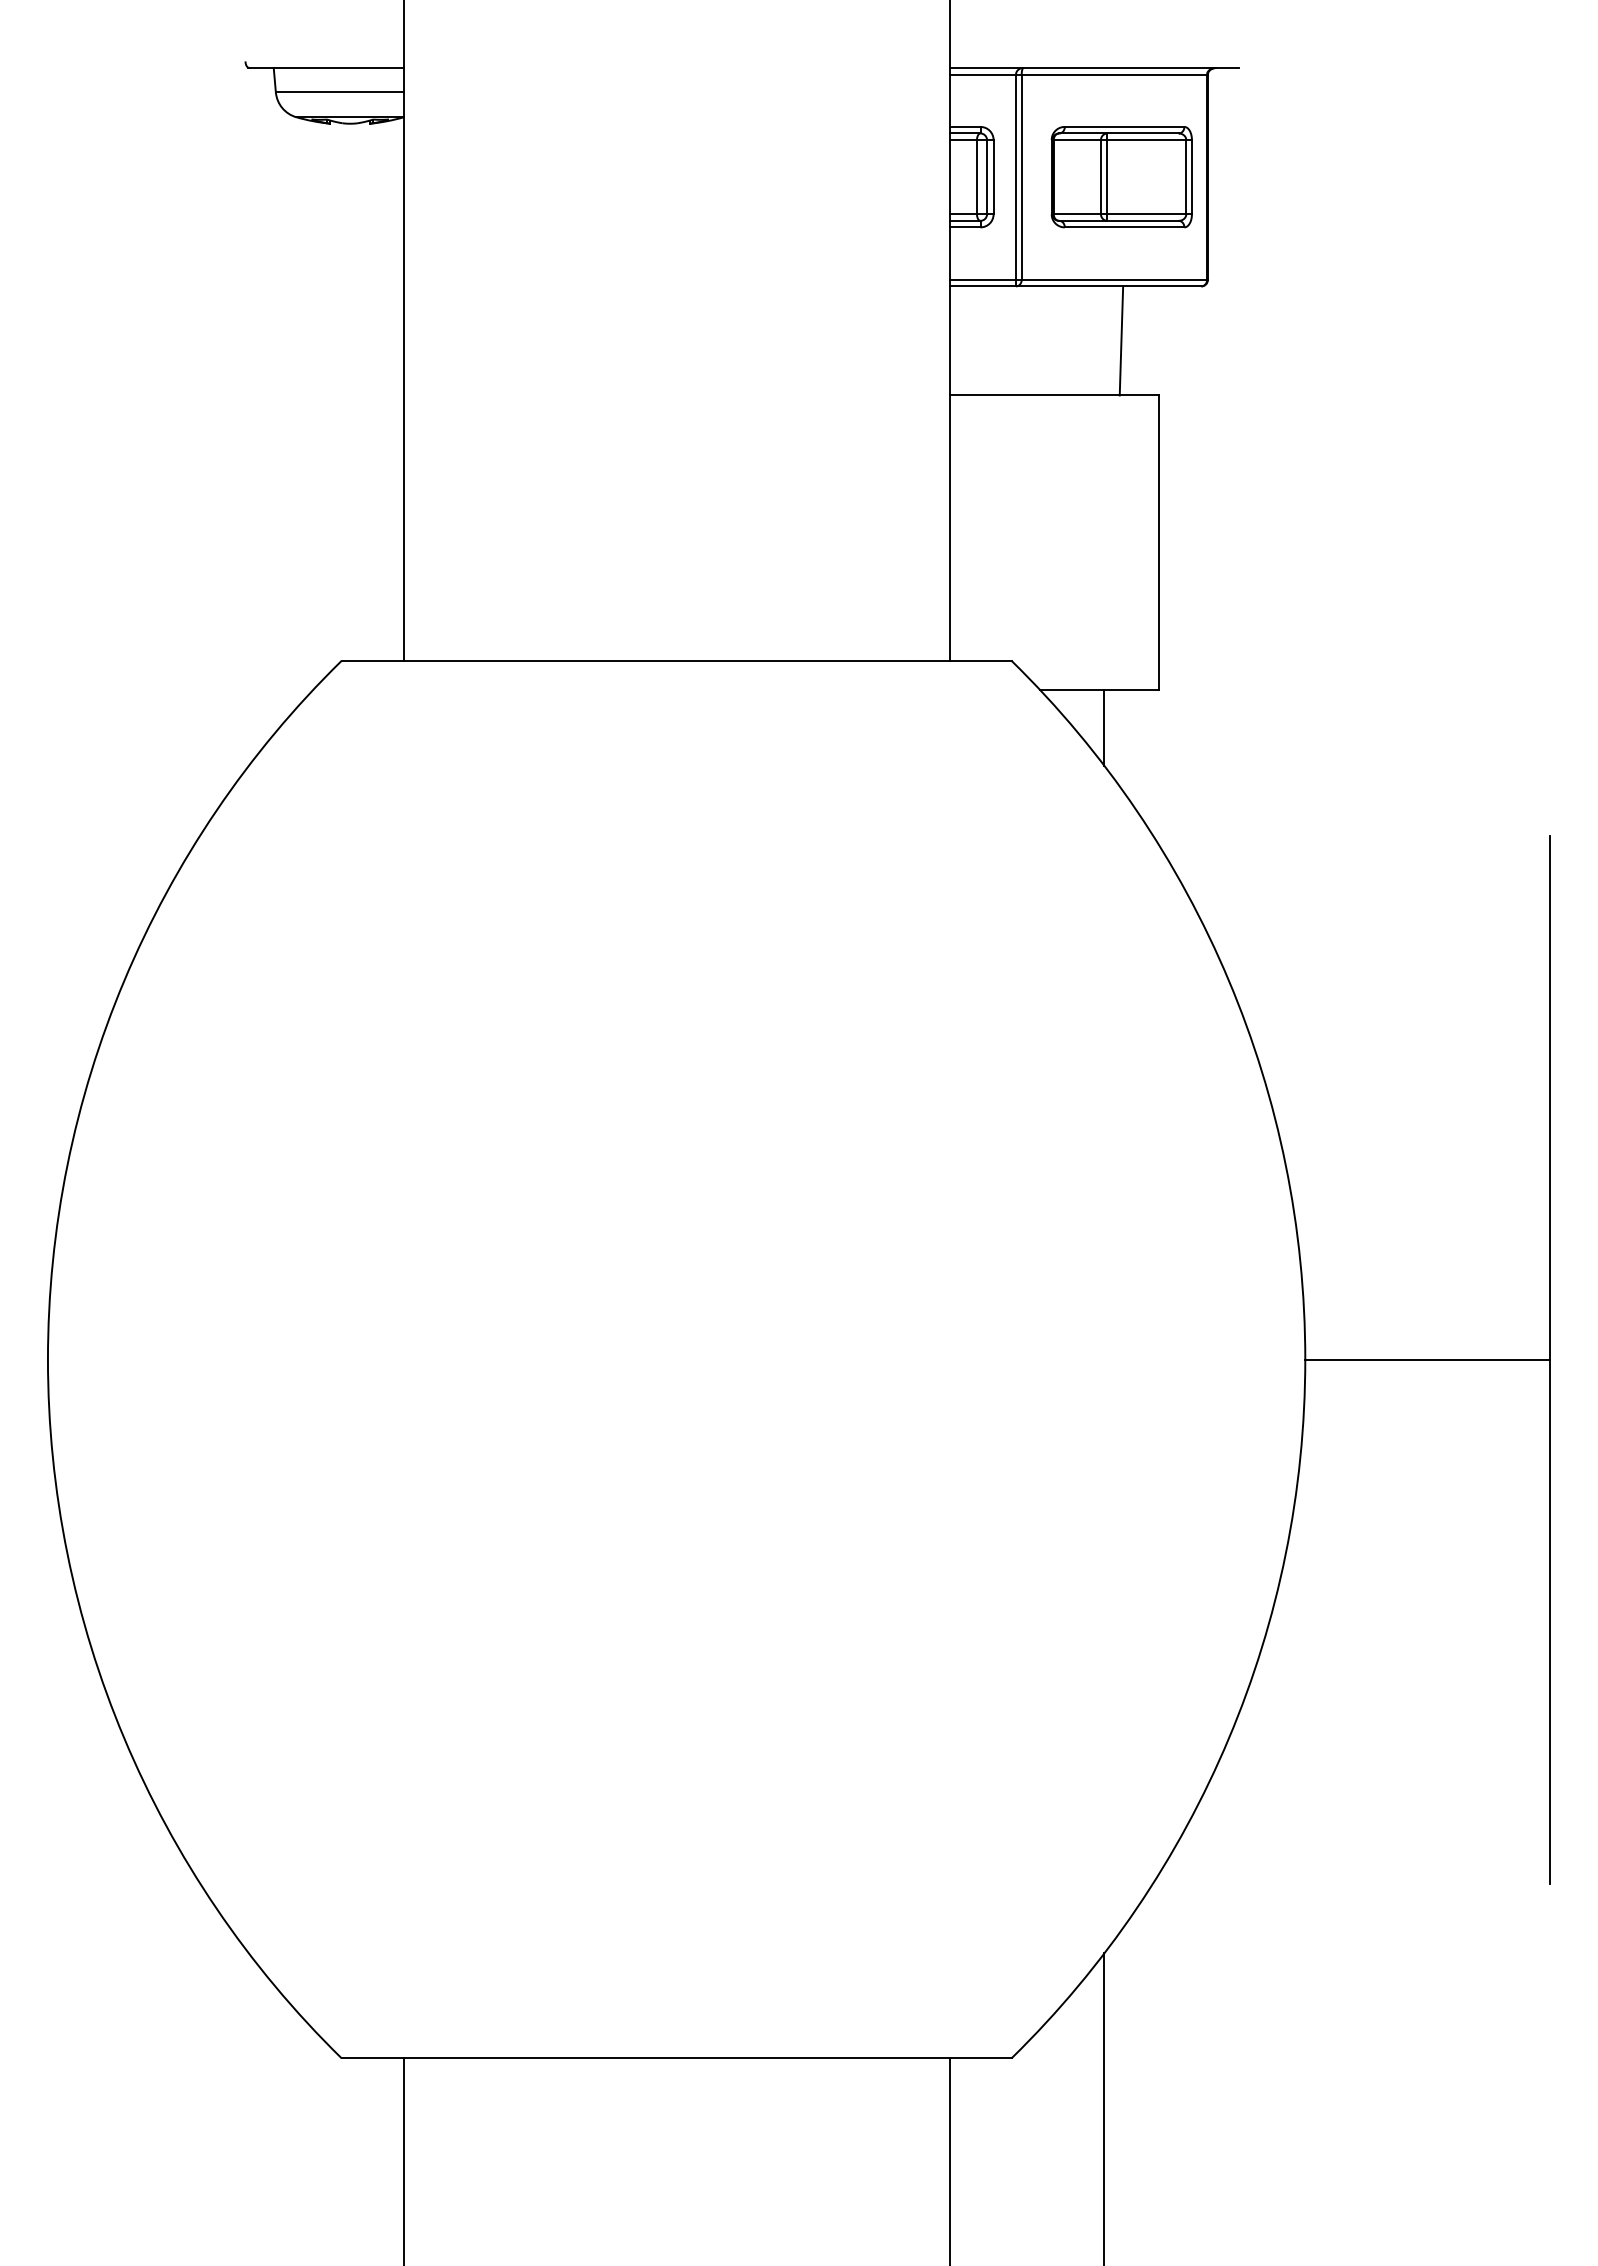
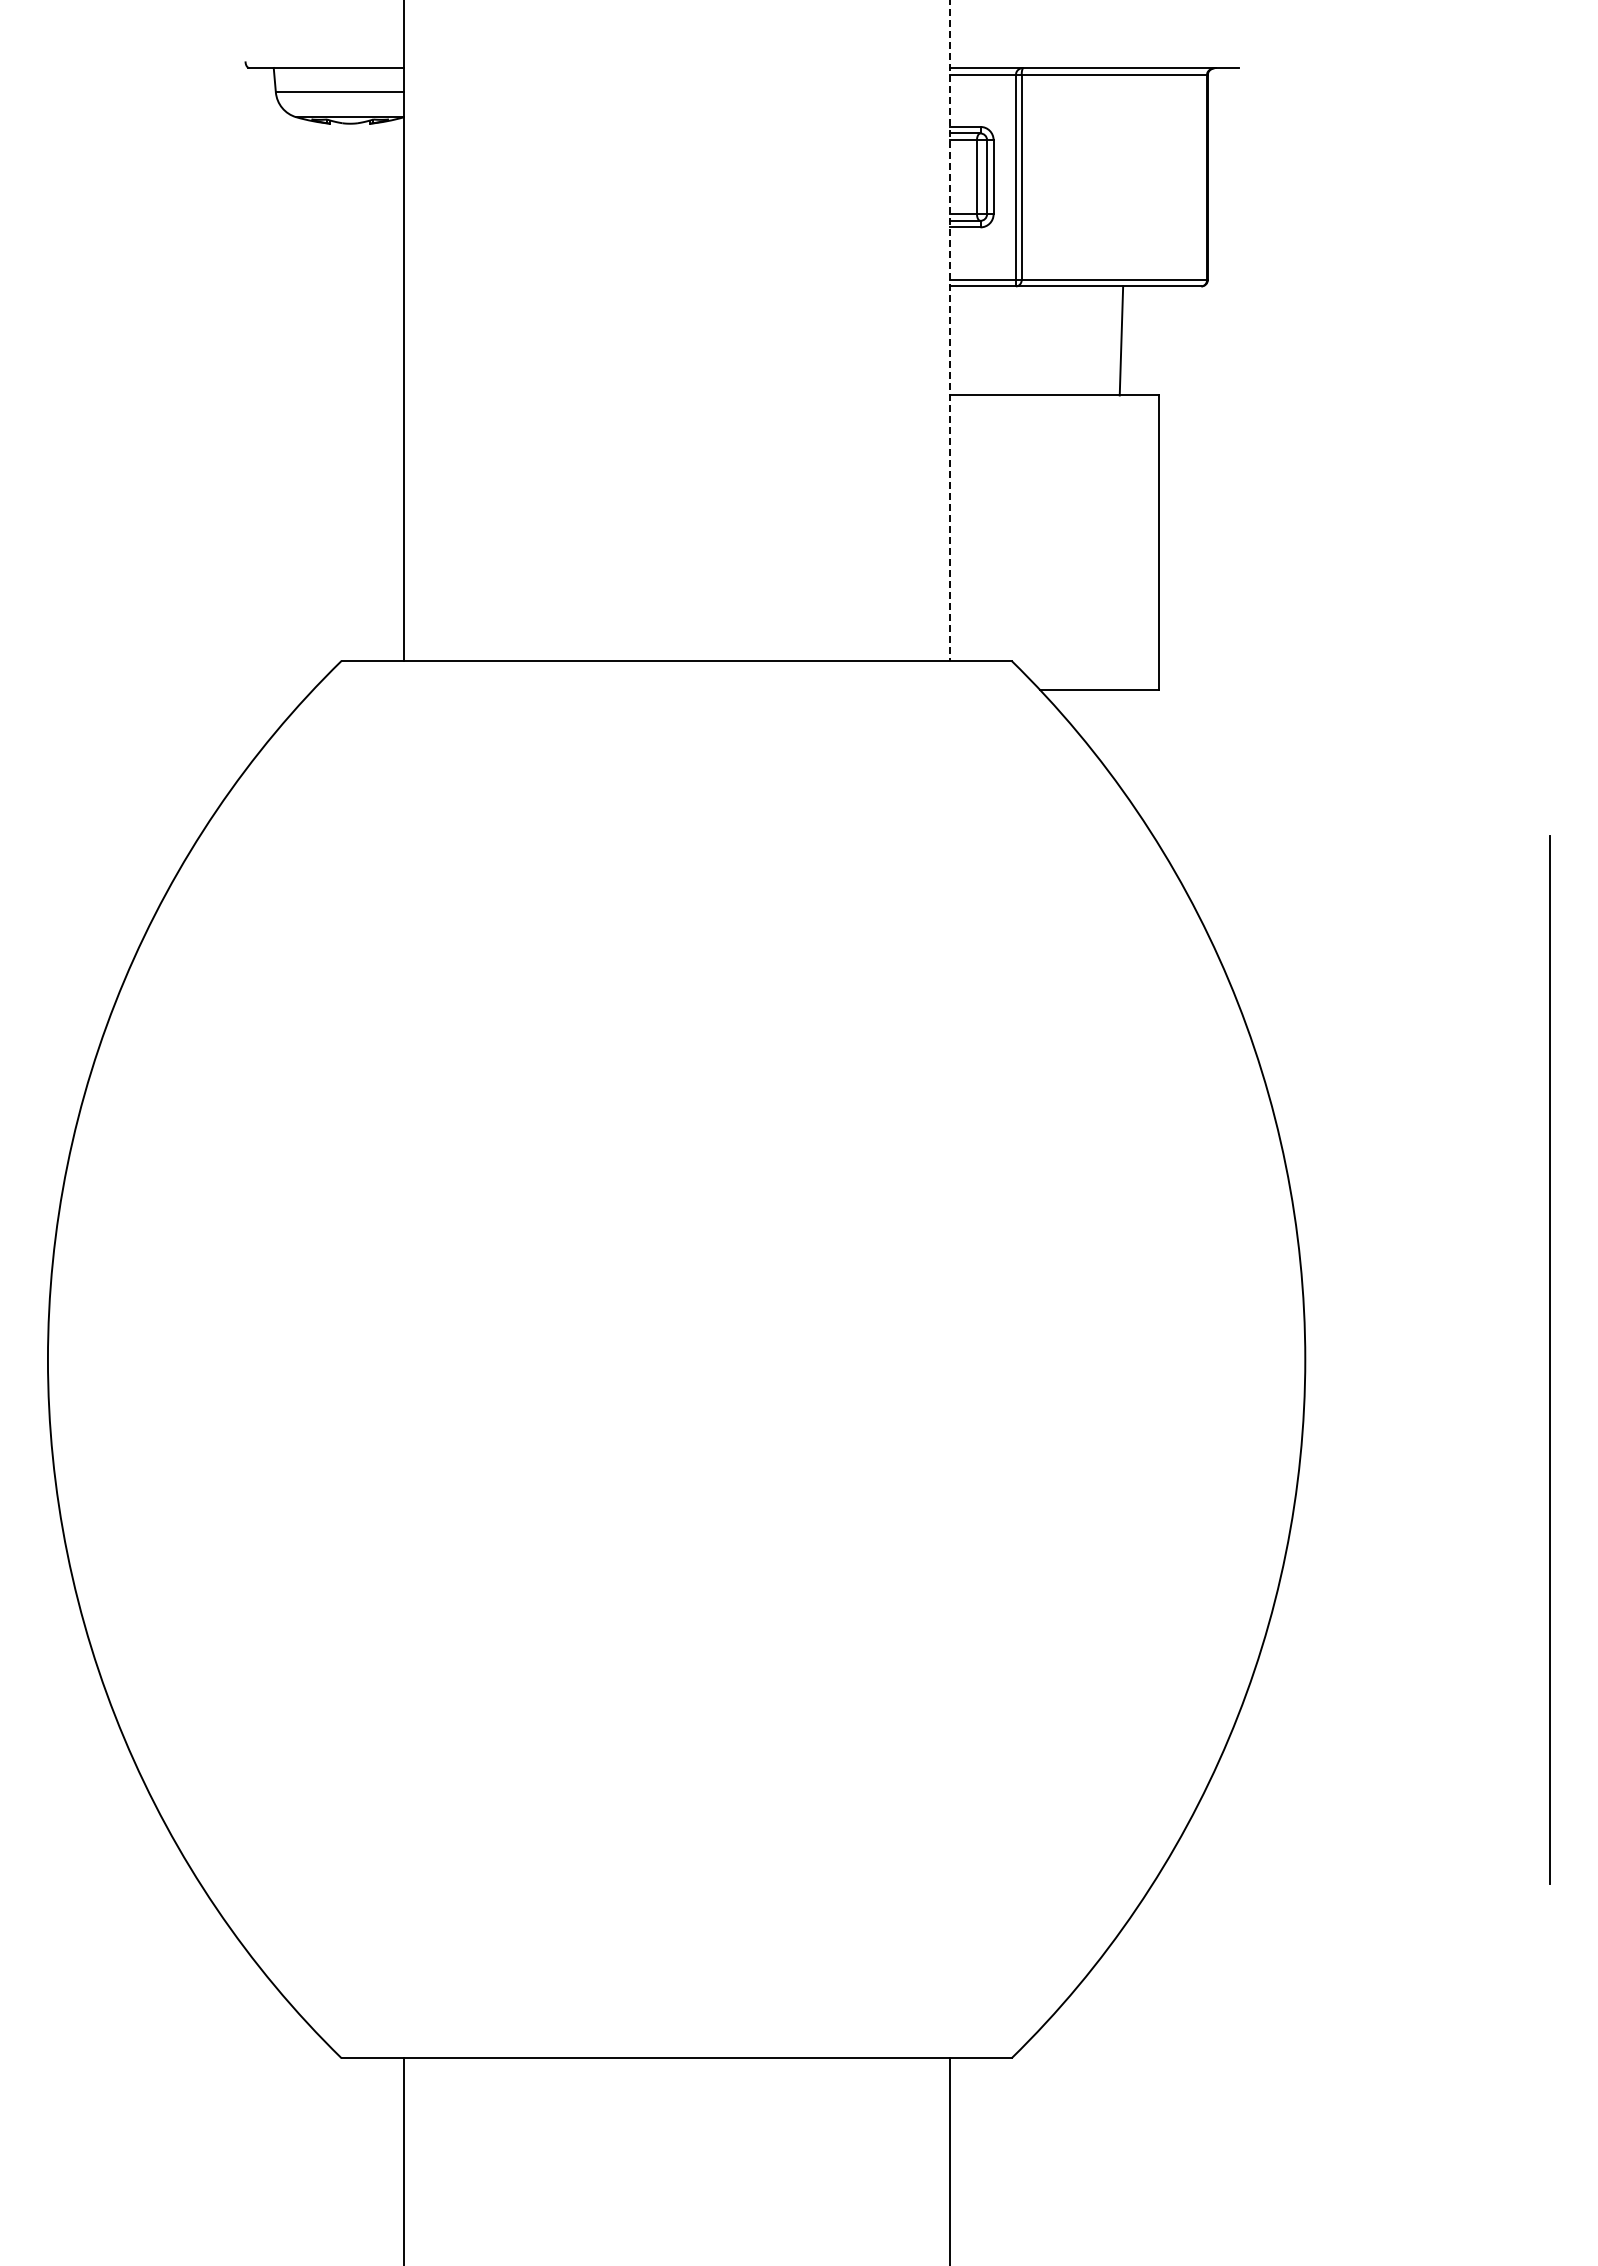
part: present -> none (1121, 177)
line: solid -> dashed (949, 330)
line: present -> none (1104, 727)
line: present -> none (1427, 1359)
line: present -> none (1104, 2107)
